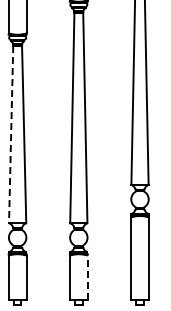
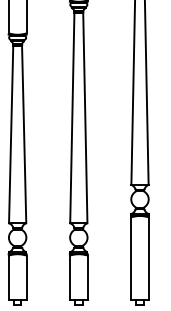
line: dashed -> solid (11, 134)
line: dashed -> solid (87, 277)
